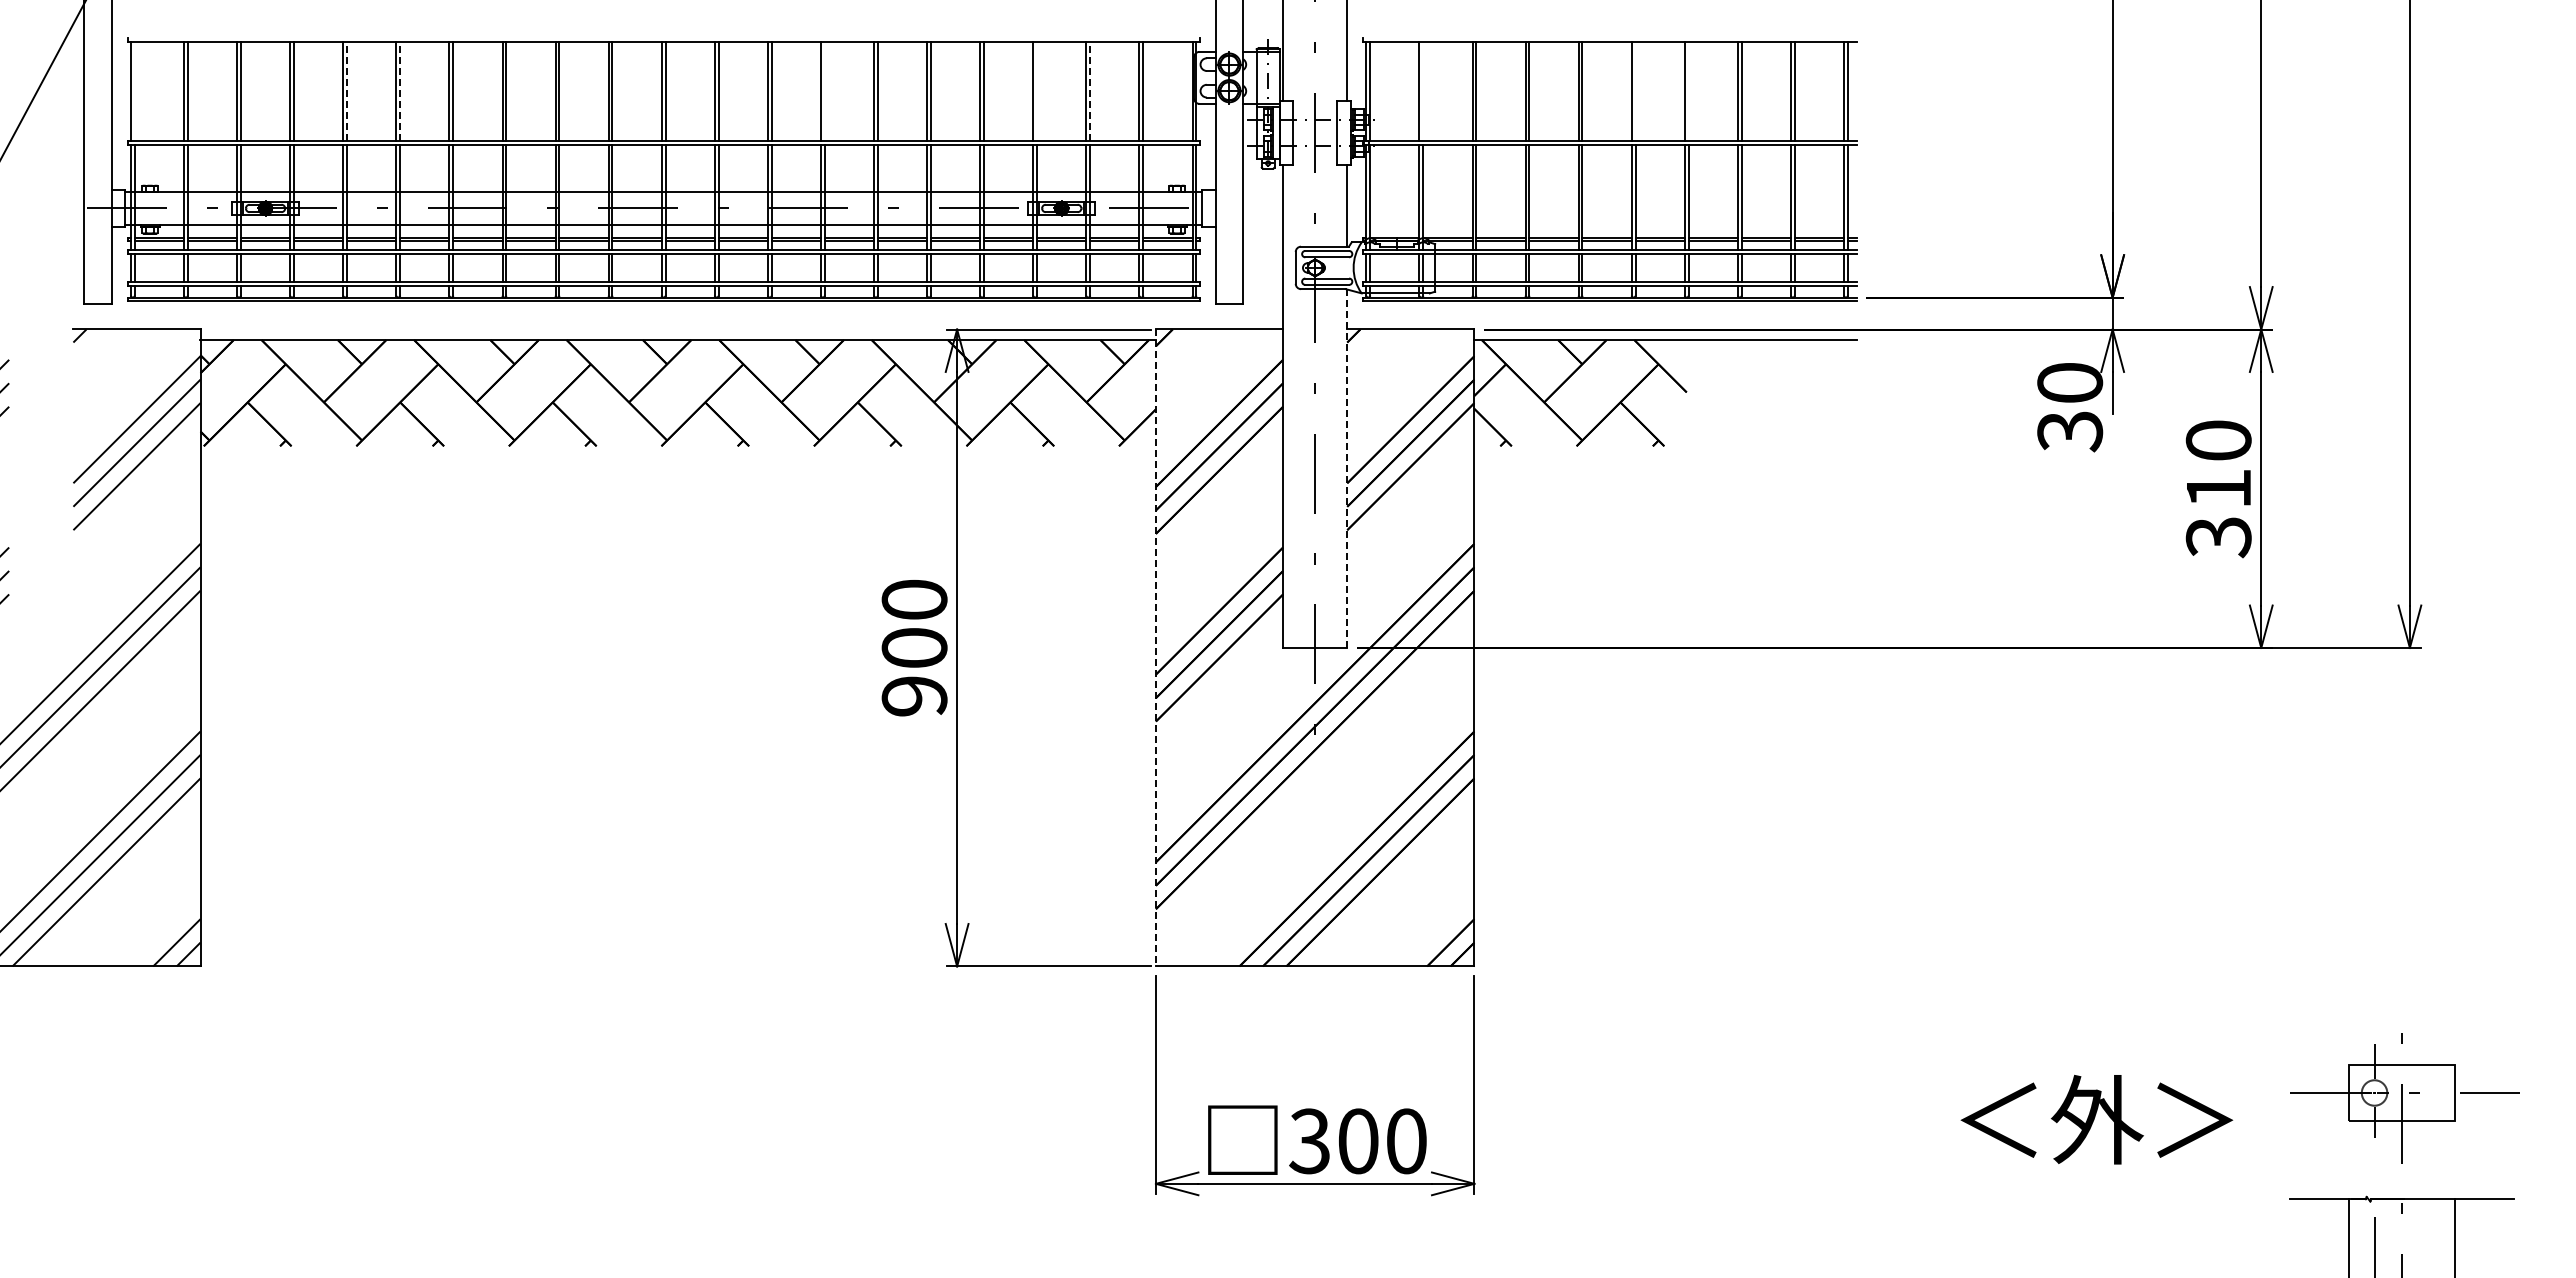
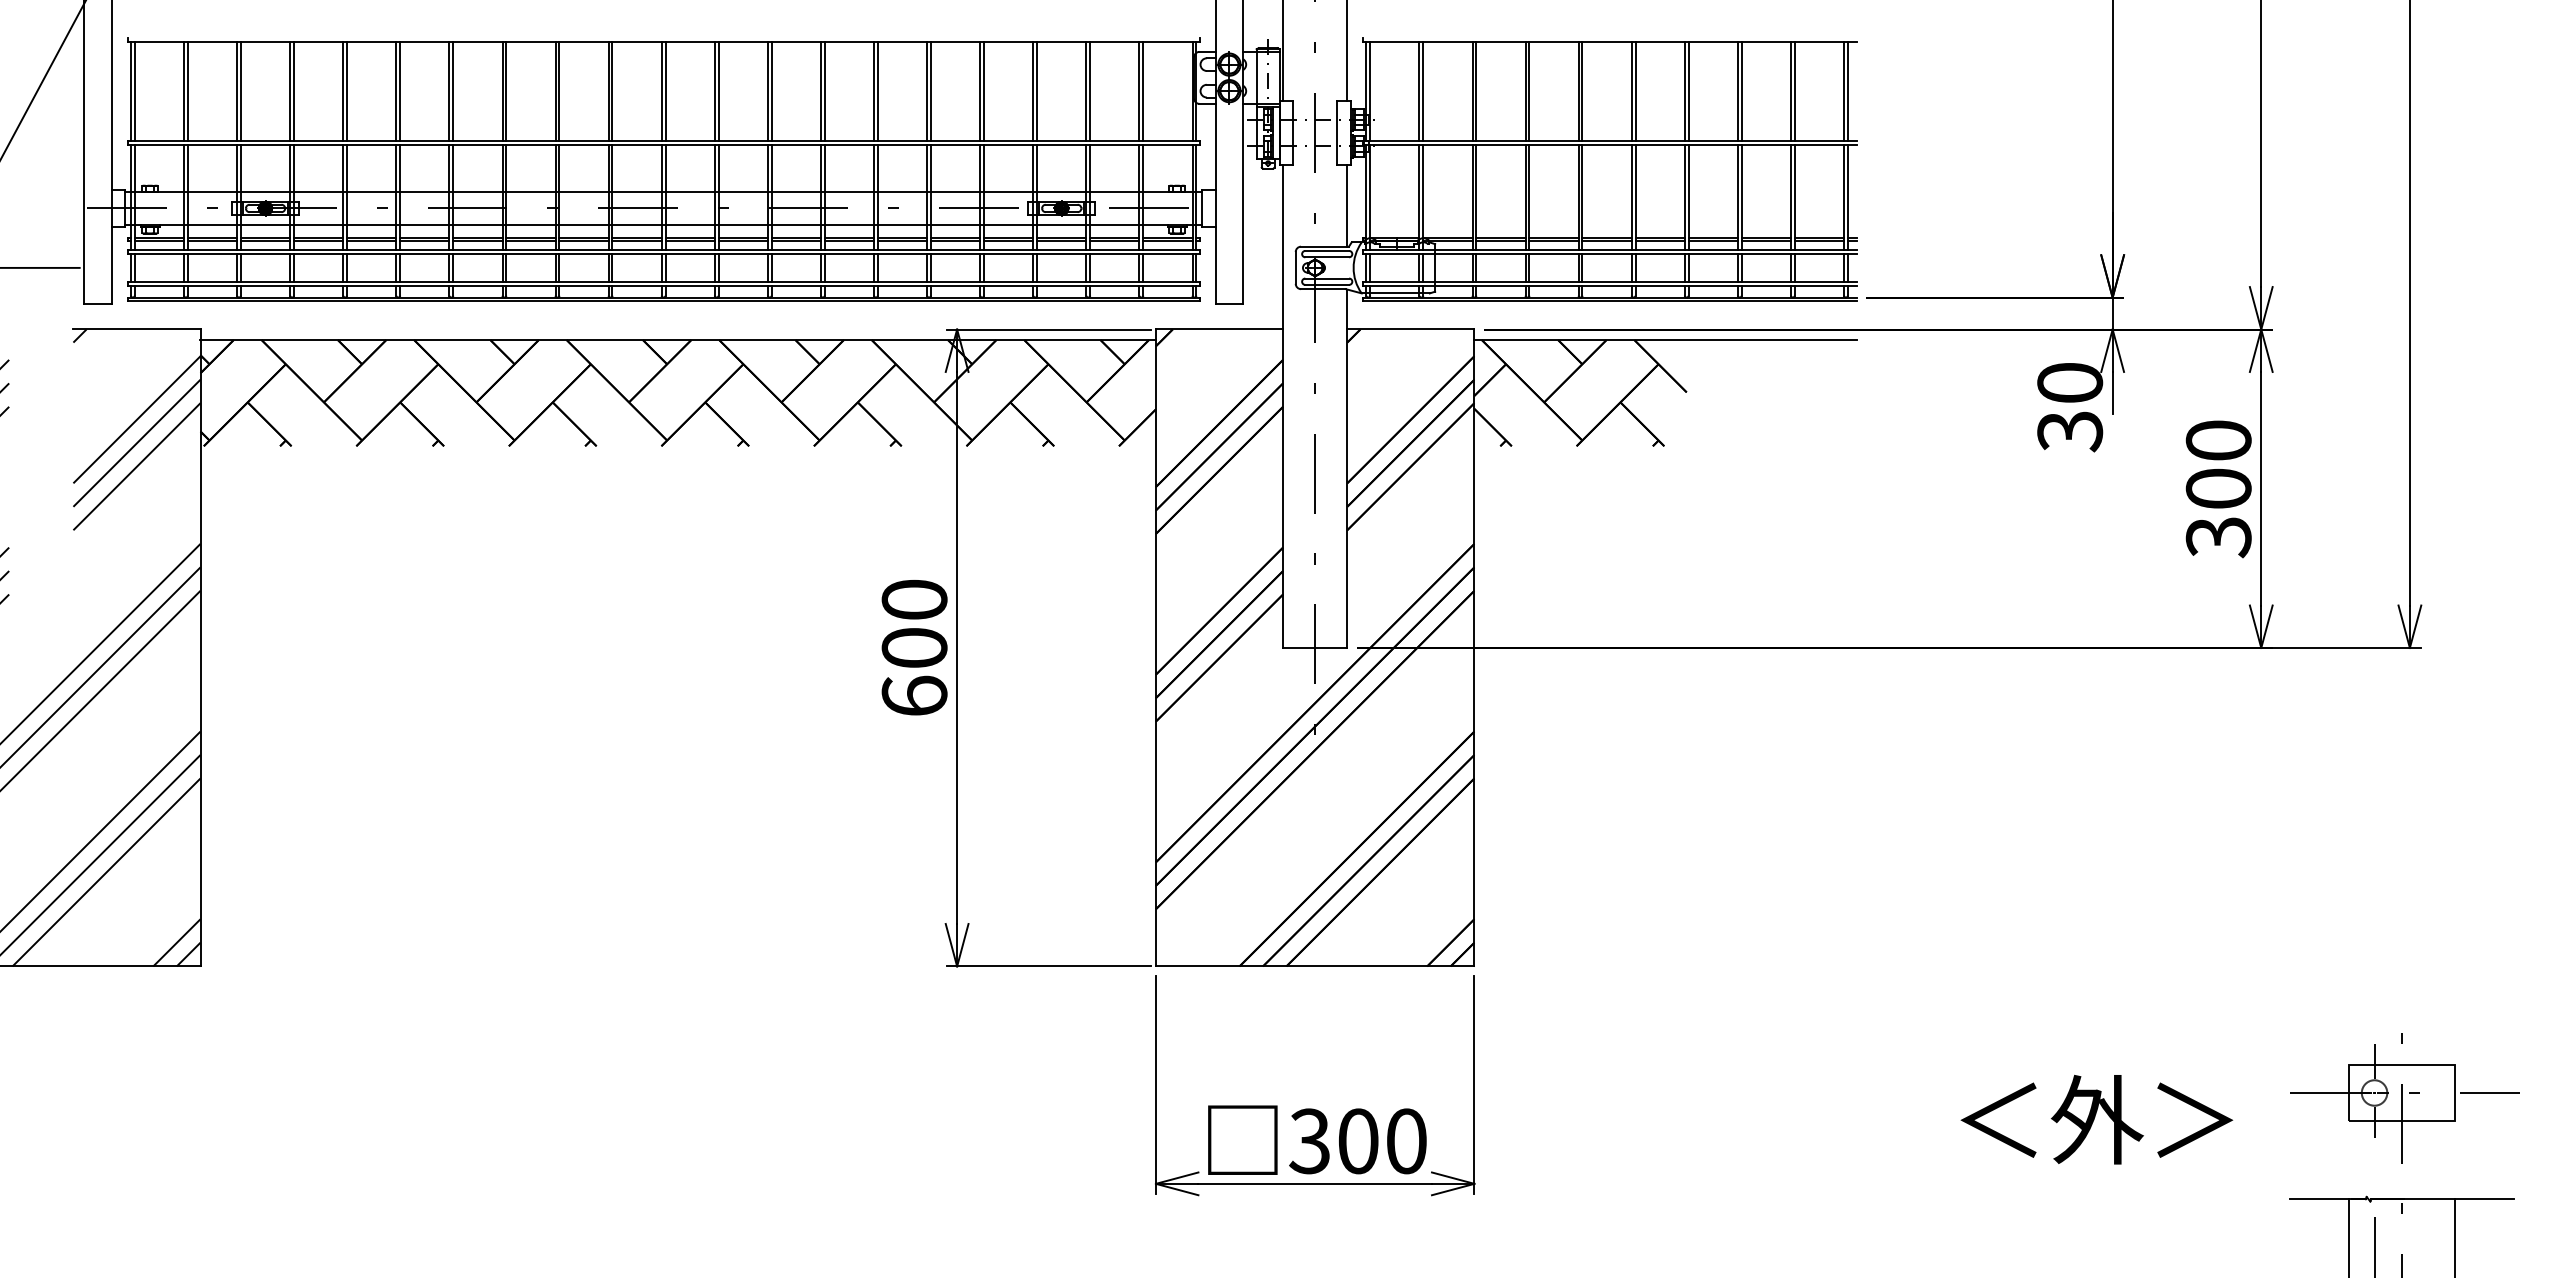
line: none -> present (134, 90)
line: none -> present (824, 90)
line: none -> present (1037, 90)
line: none -> present (1423, 90)
line: none -> present (1635, 90)
line: none -> present (1688, 90)
line: dashed -> solid (347, 91)
line: dashed -> solid (400, 91)
line: dashed -> solid (1090, 91)
line: none -> present (41, 267)
line: dashed -> solid (1347, 468)
text: 310 -> 300 (2218, 488)
line: dashed -> solid (1155, 648)
text: 900 -> 600 (914, 695)
